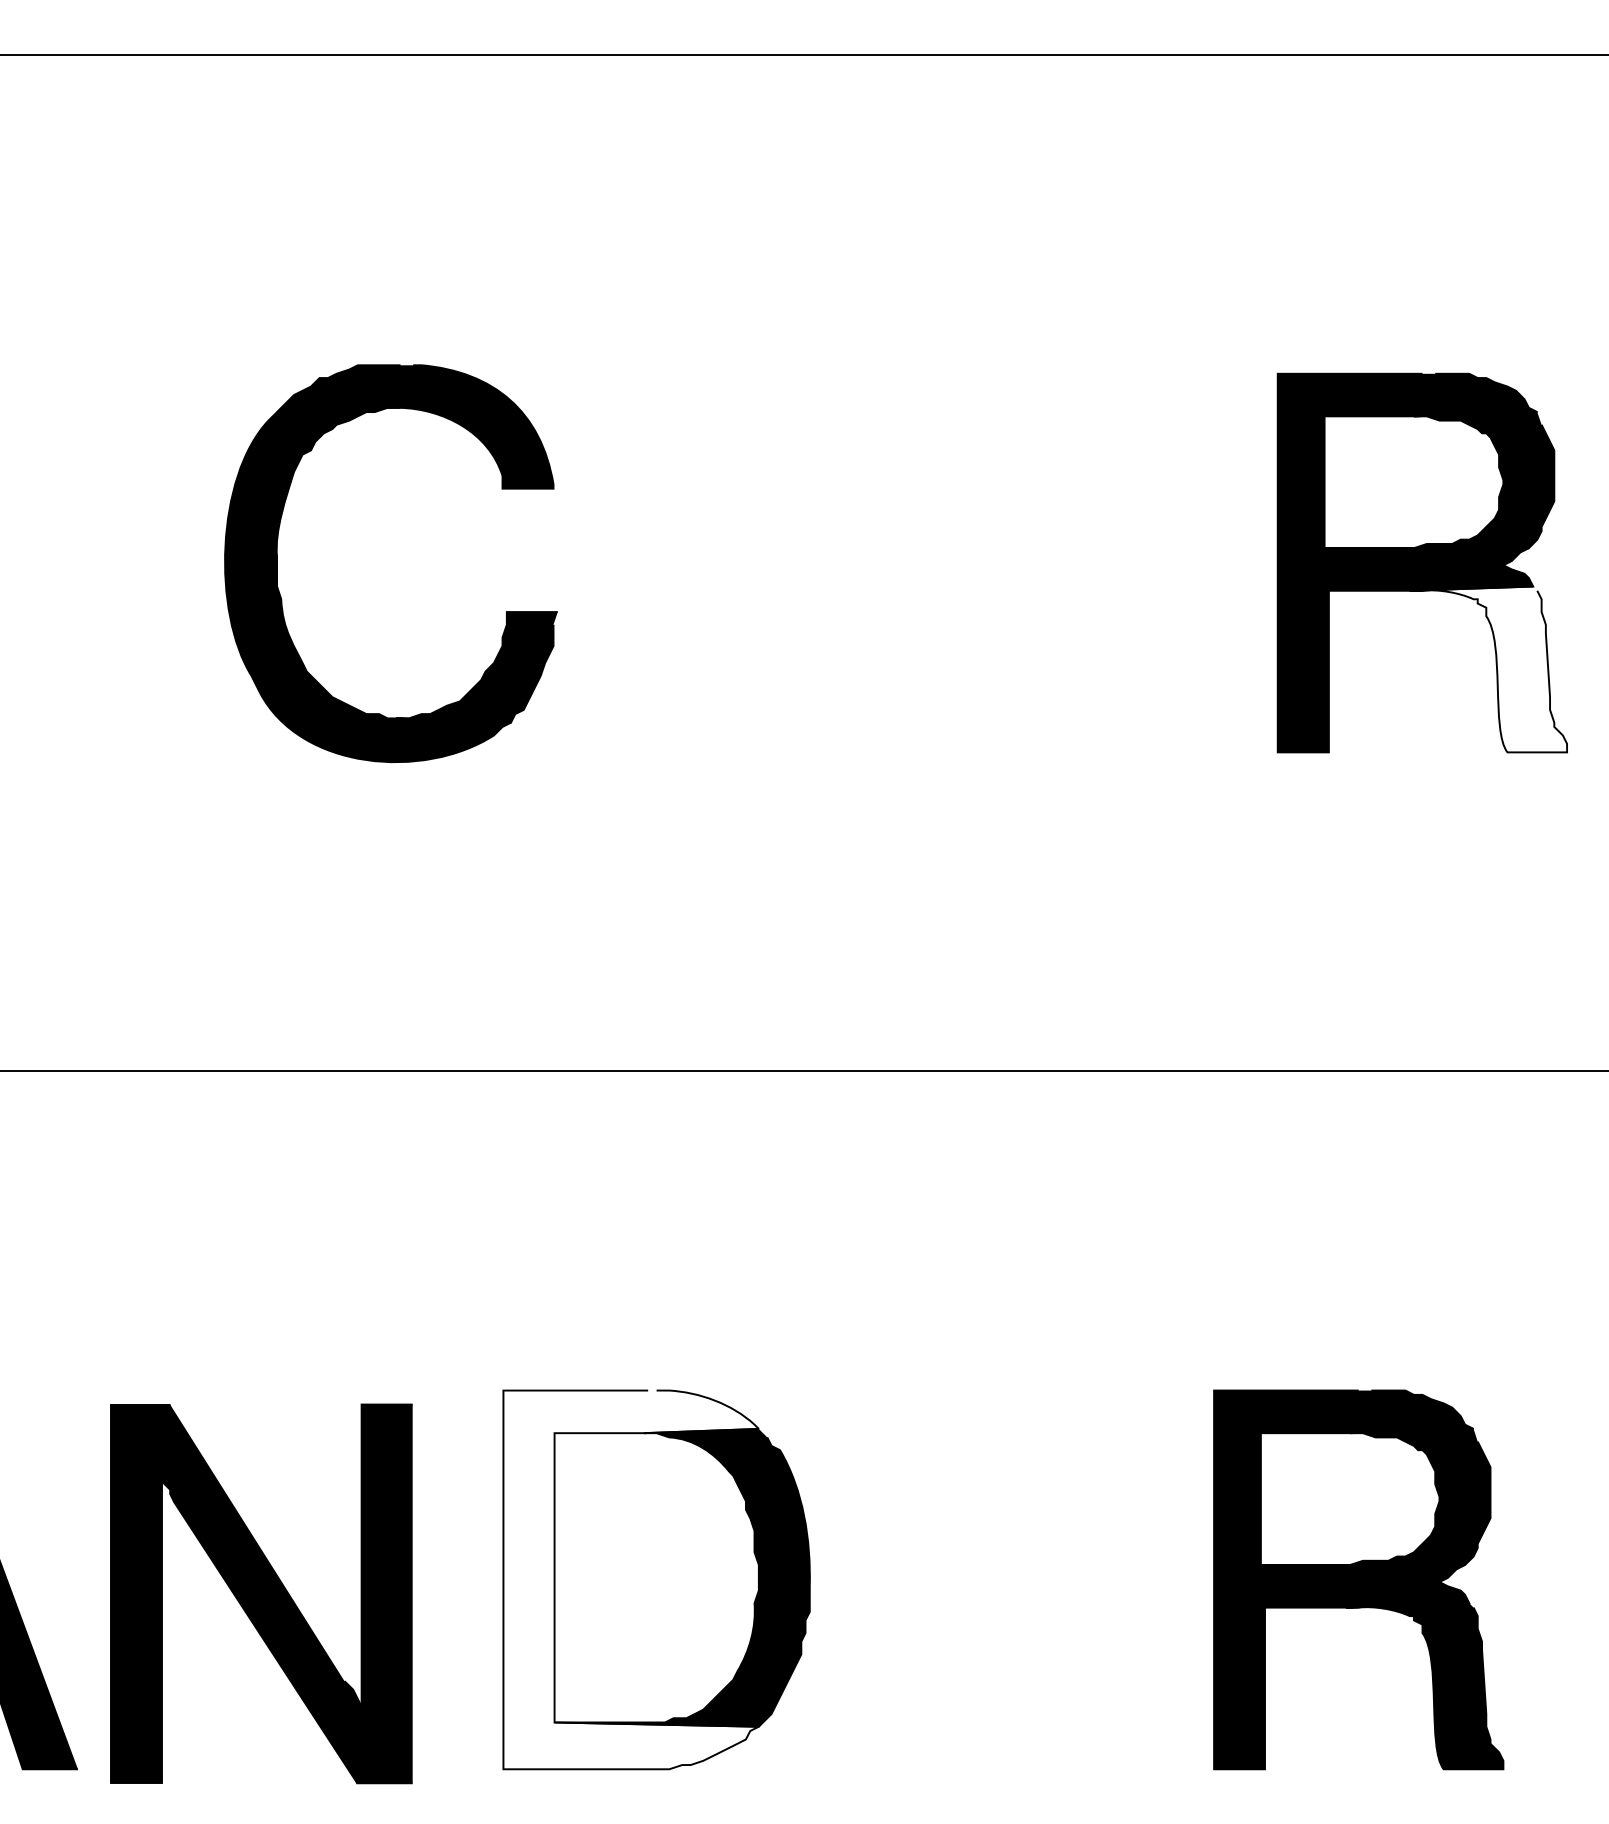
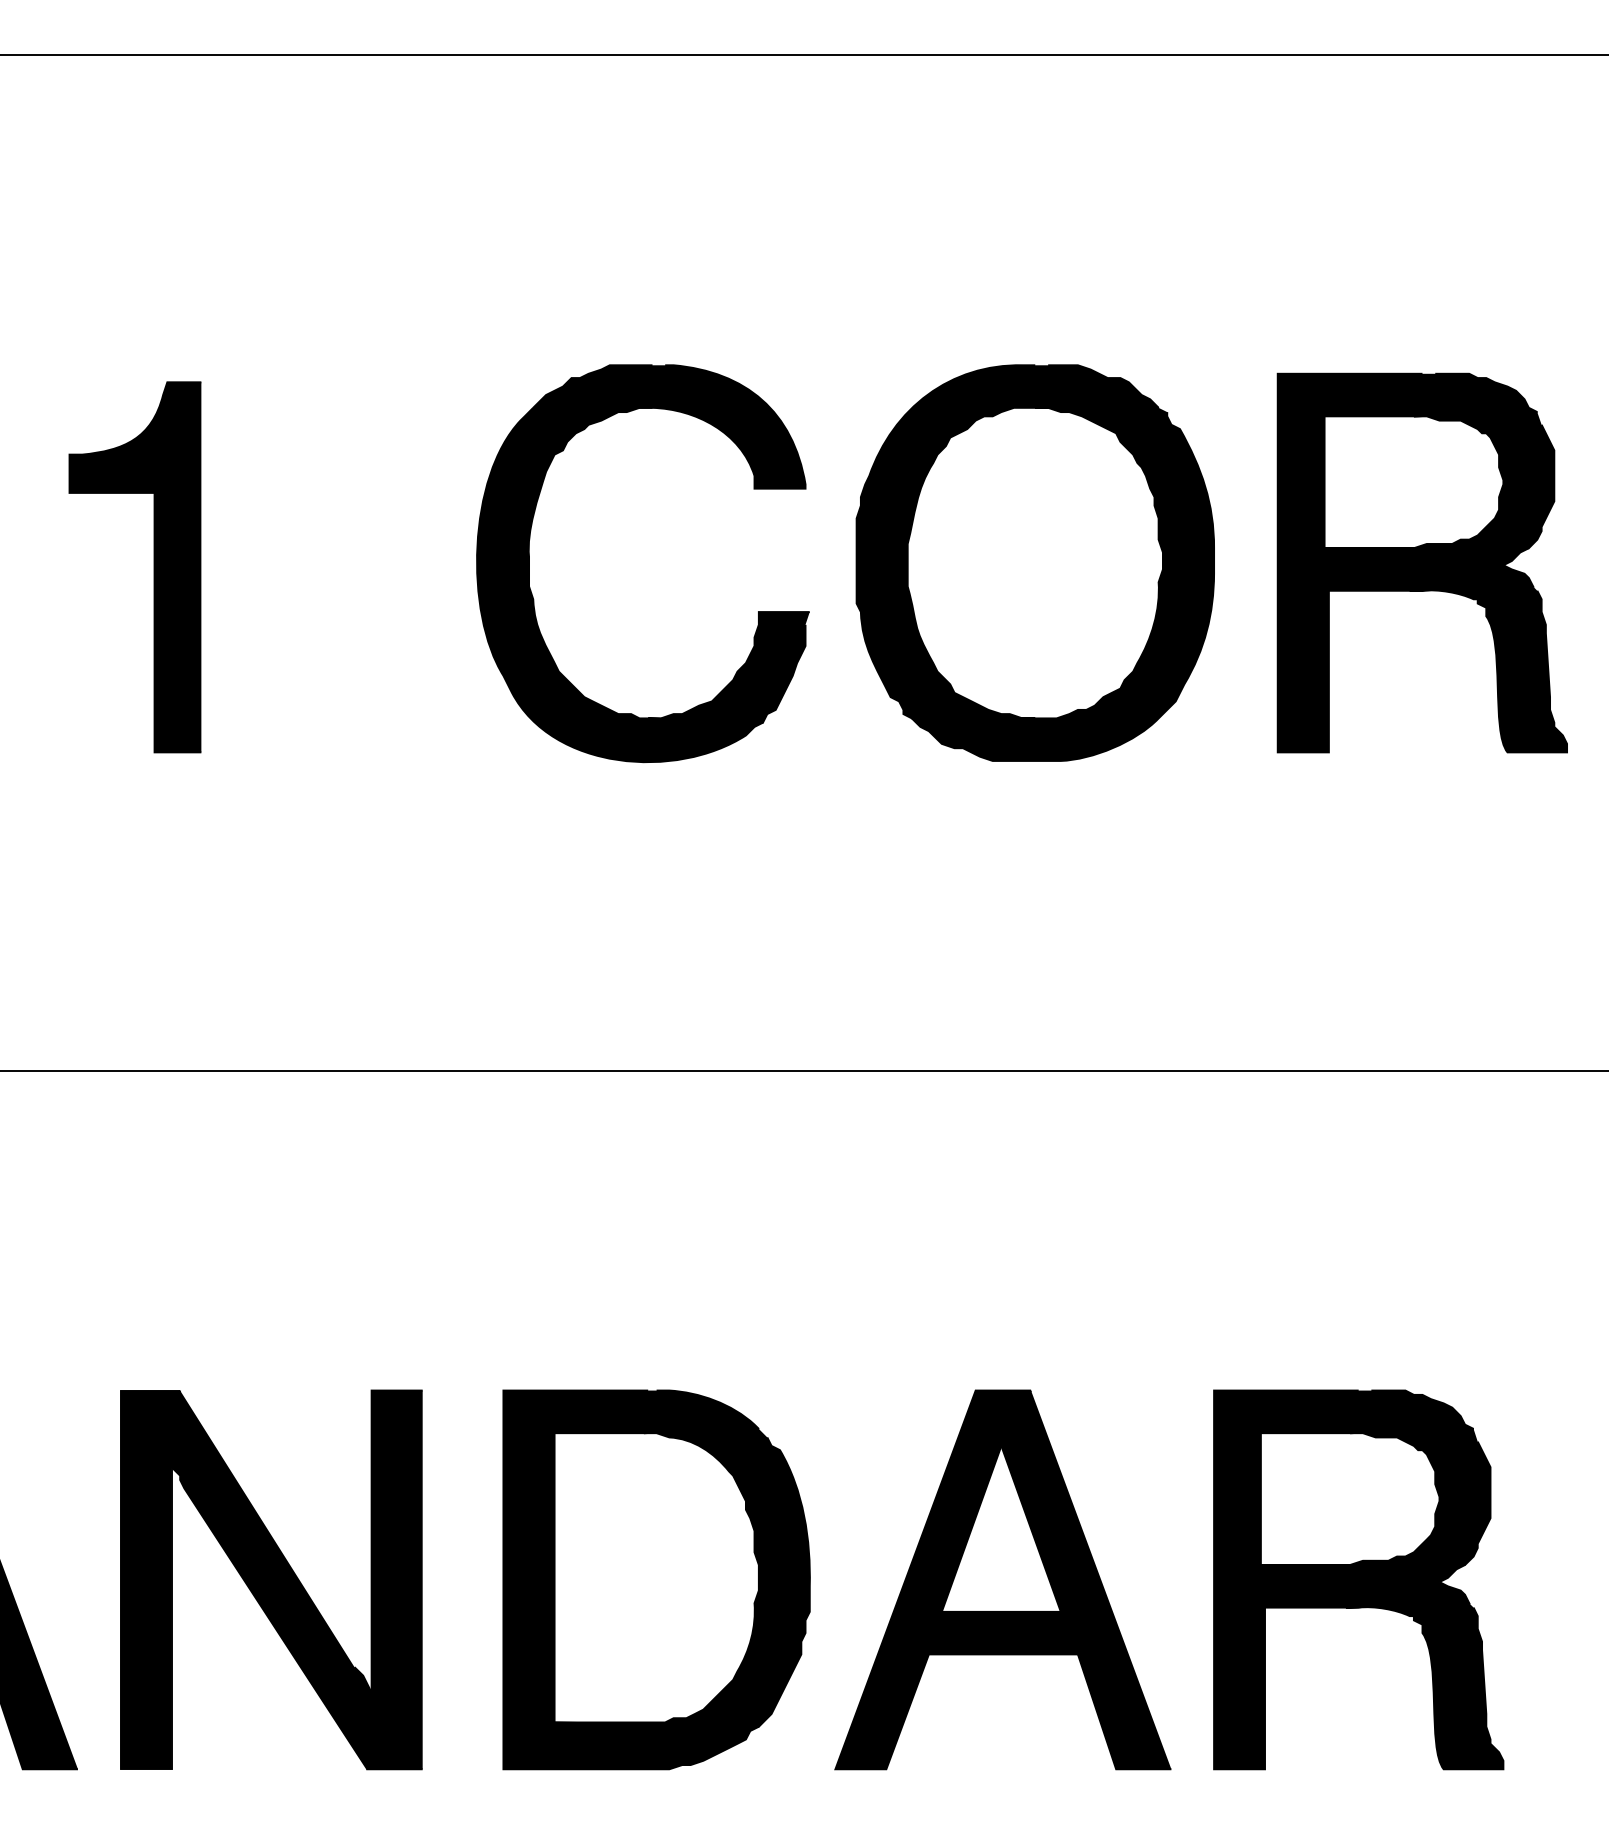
part: none -> present (1034, 562)
part position: (277, 563) -> (529, 563) (529, 563)
part: none -> present (153, 567)
fill: none -> present (1488, 669)
fill: none -> present (630, 1579)
part: none -> present (1002, 1579)
part position: (261, 1593) -> (271, 1579) (271, 1579)
